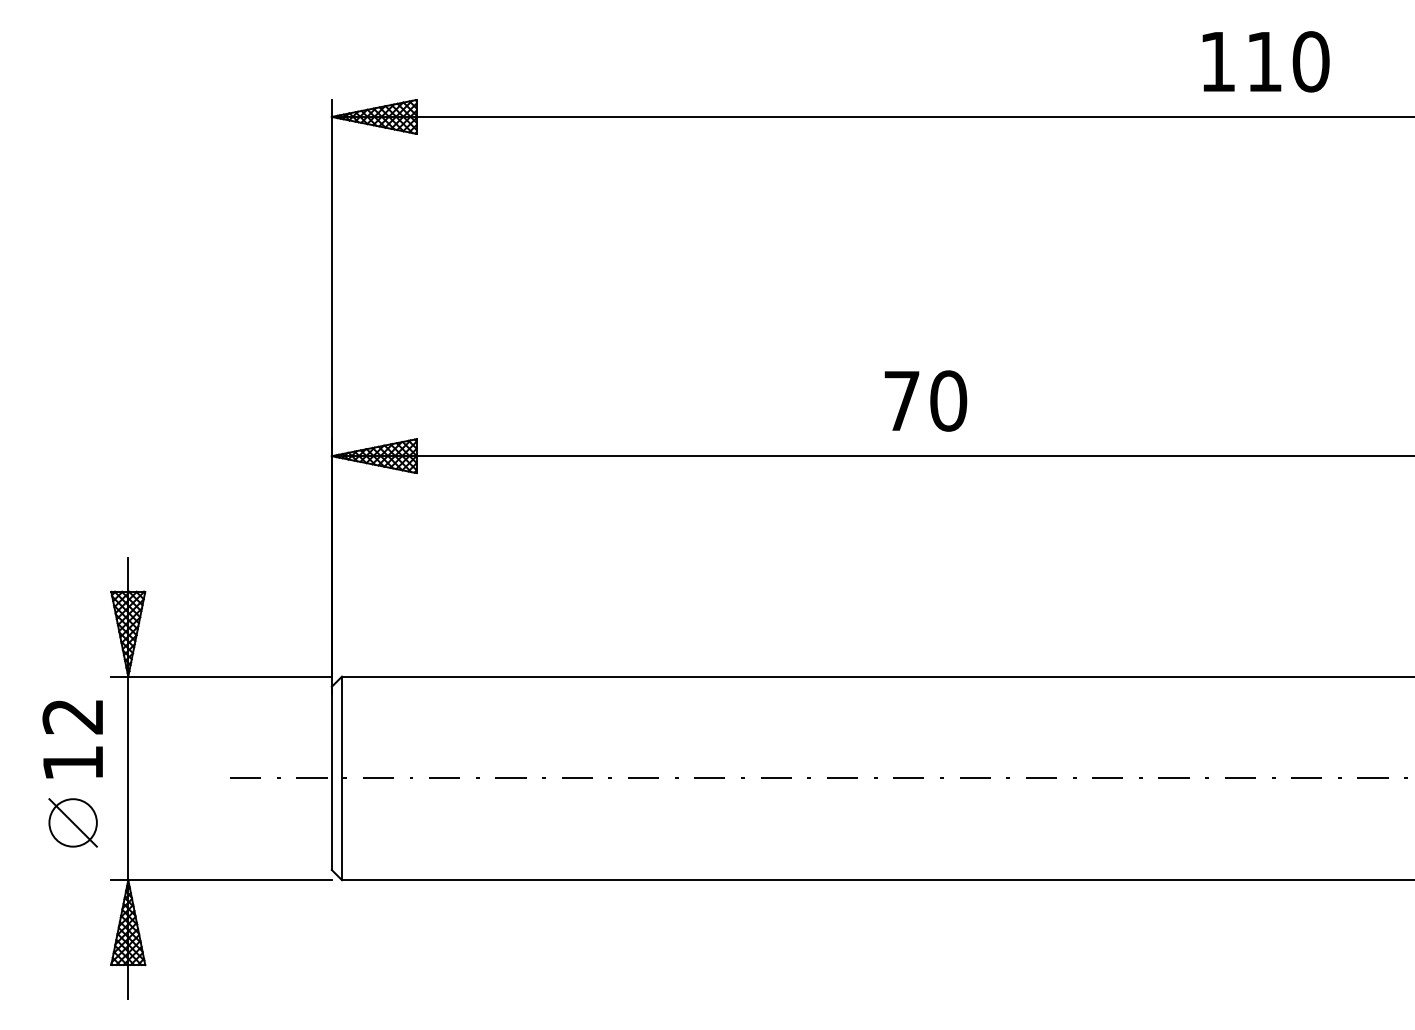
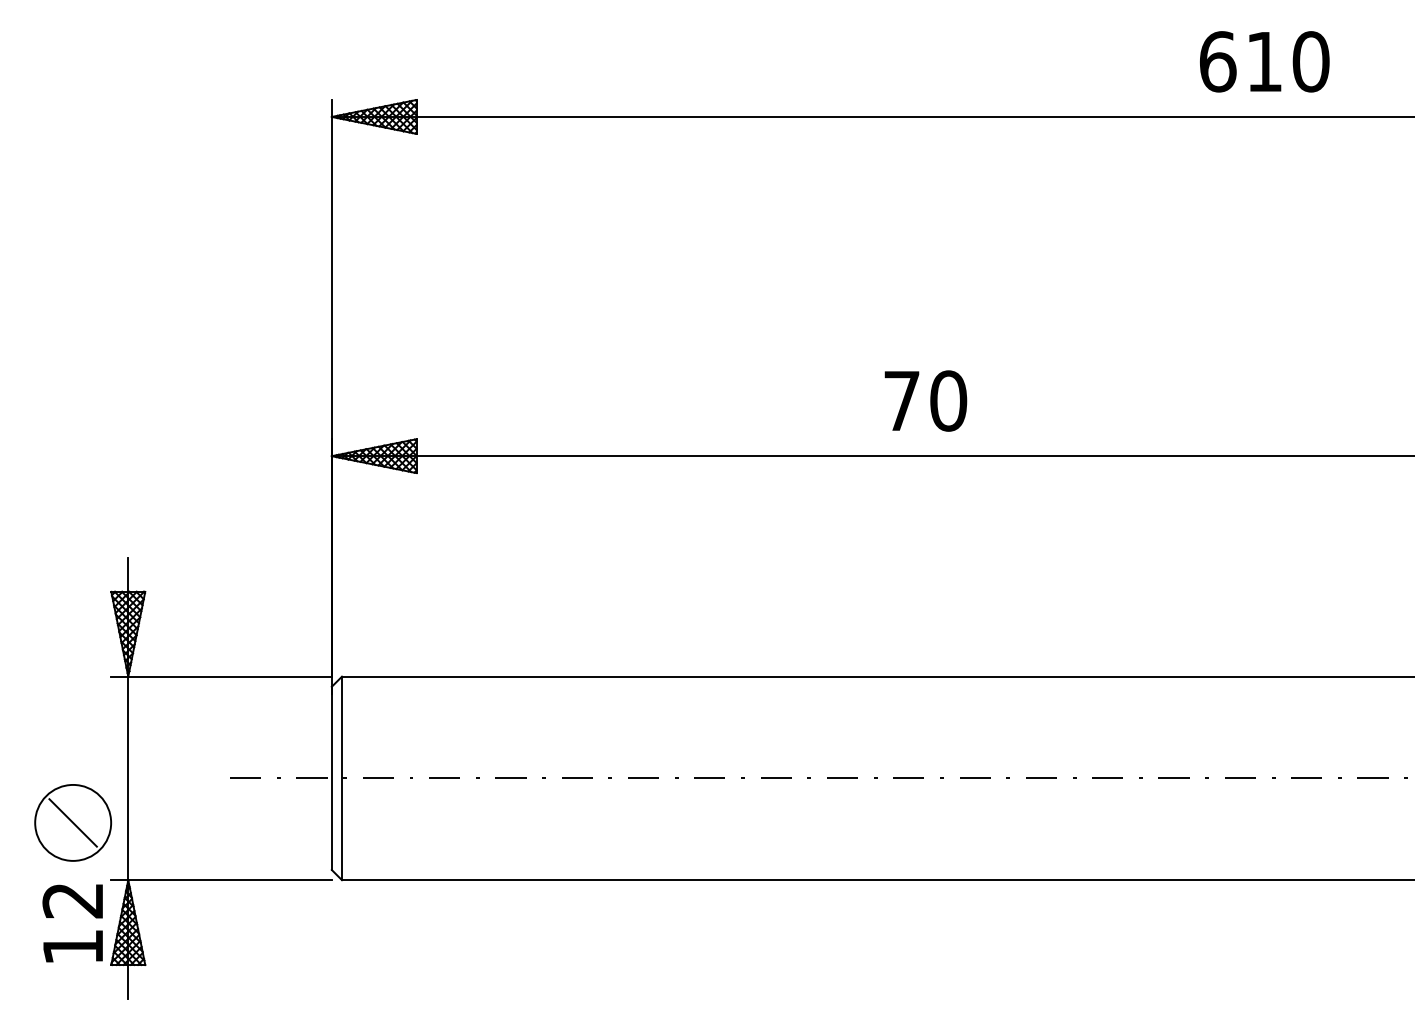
text: 110 -> 610 (1218, 61)
text position: (72, 739) -> (72, 923) (72, 923)
circle diameter: 47 px -> 76 px (73, 822)
